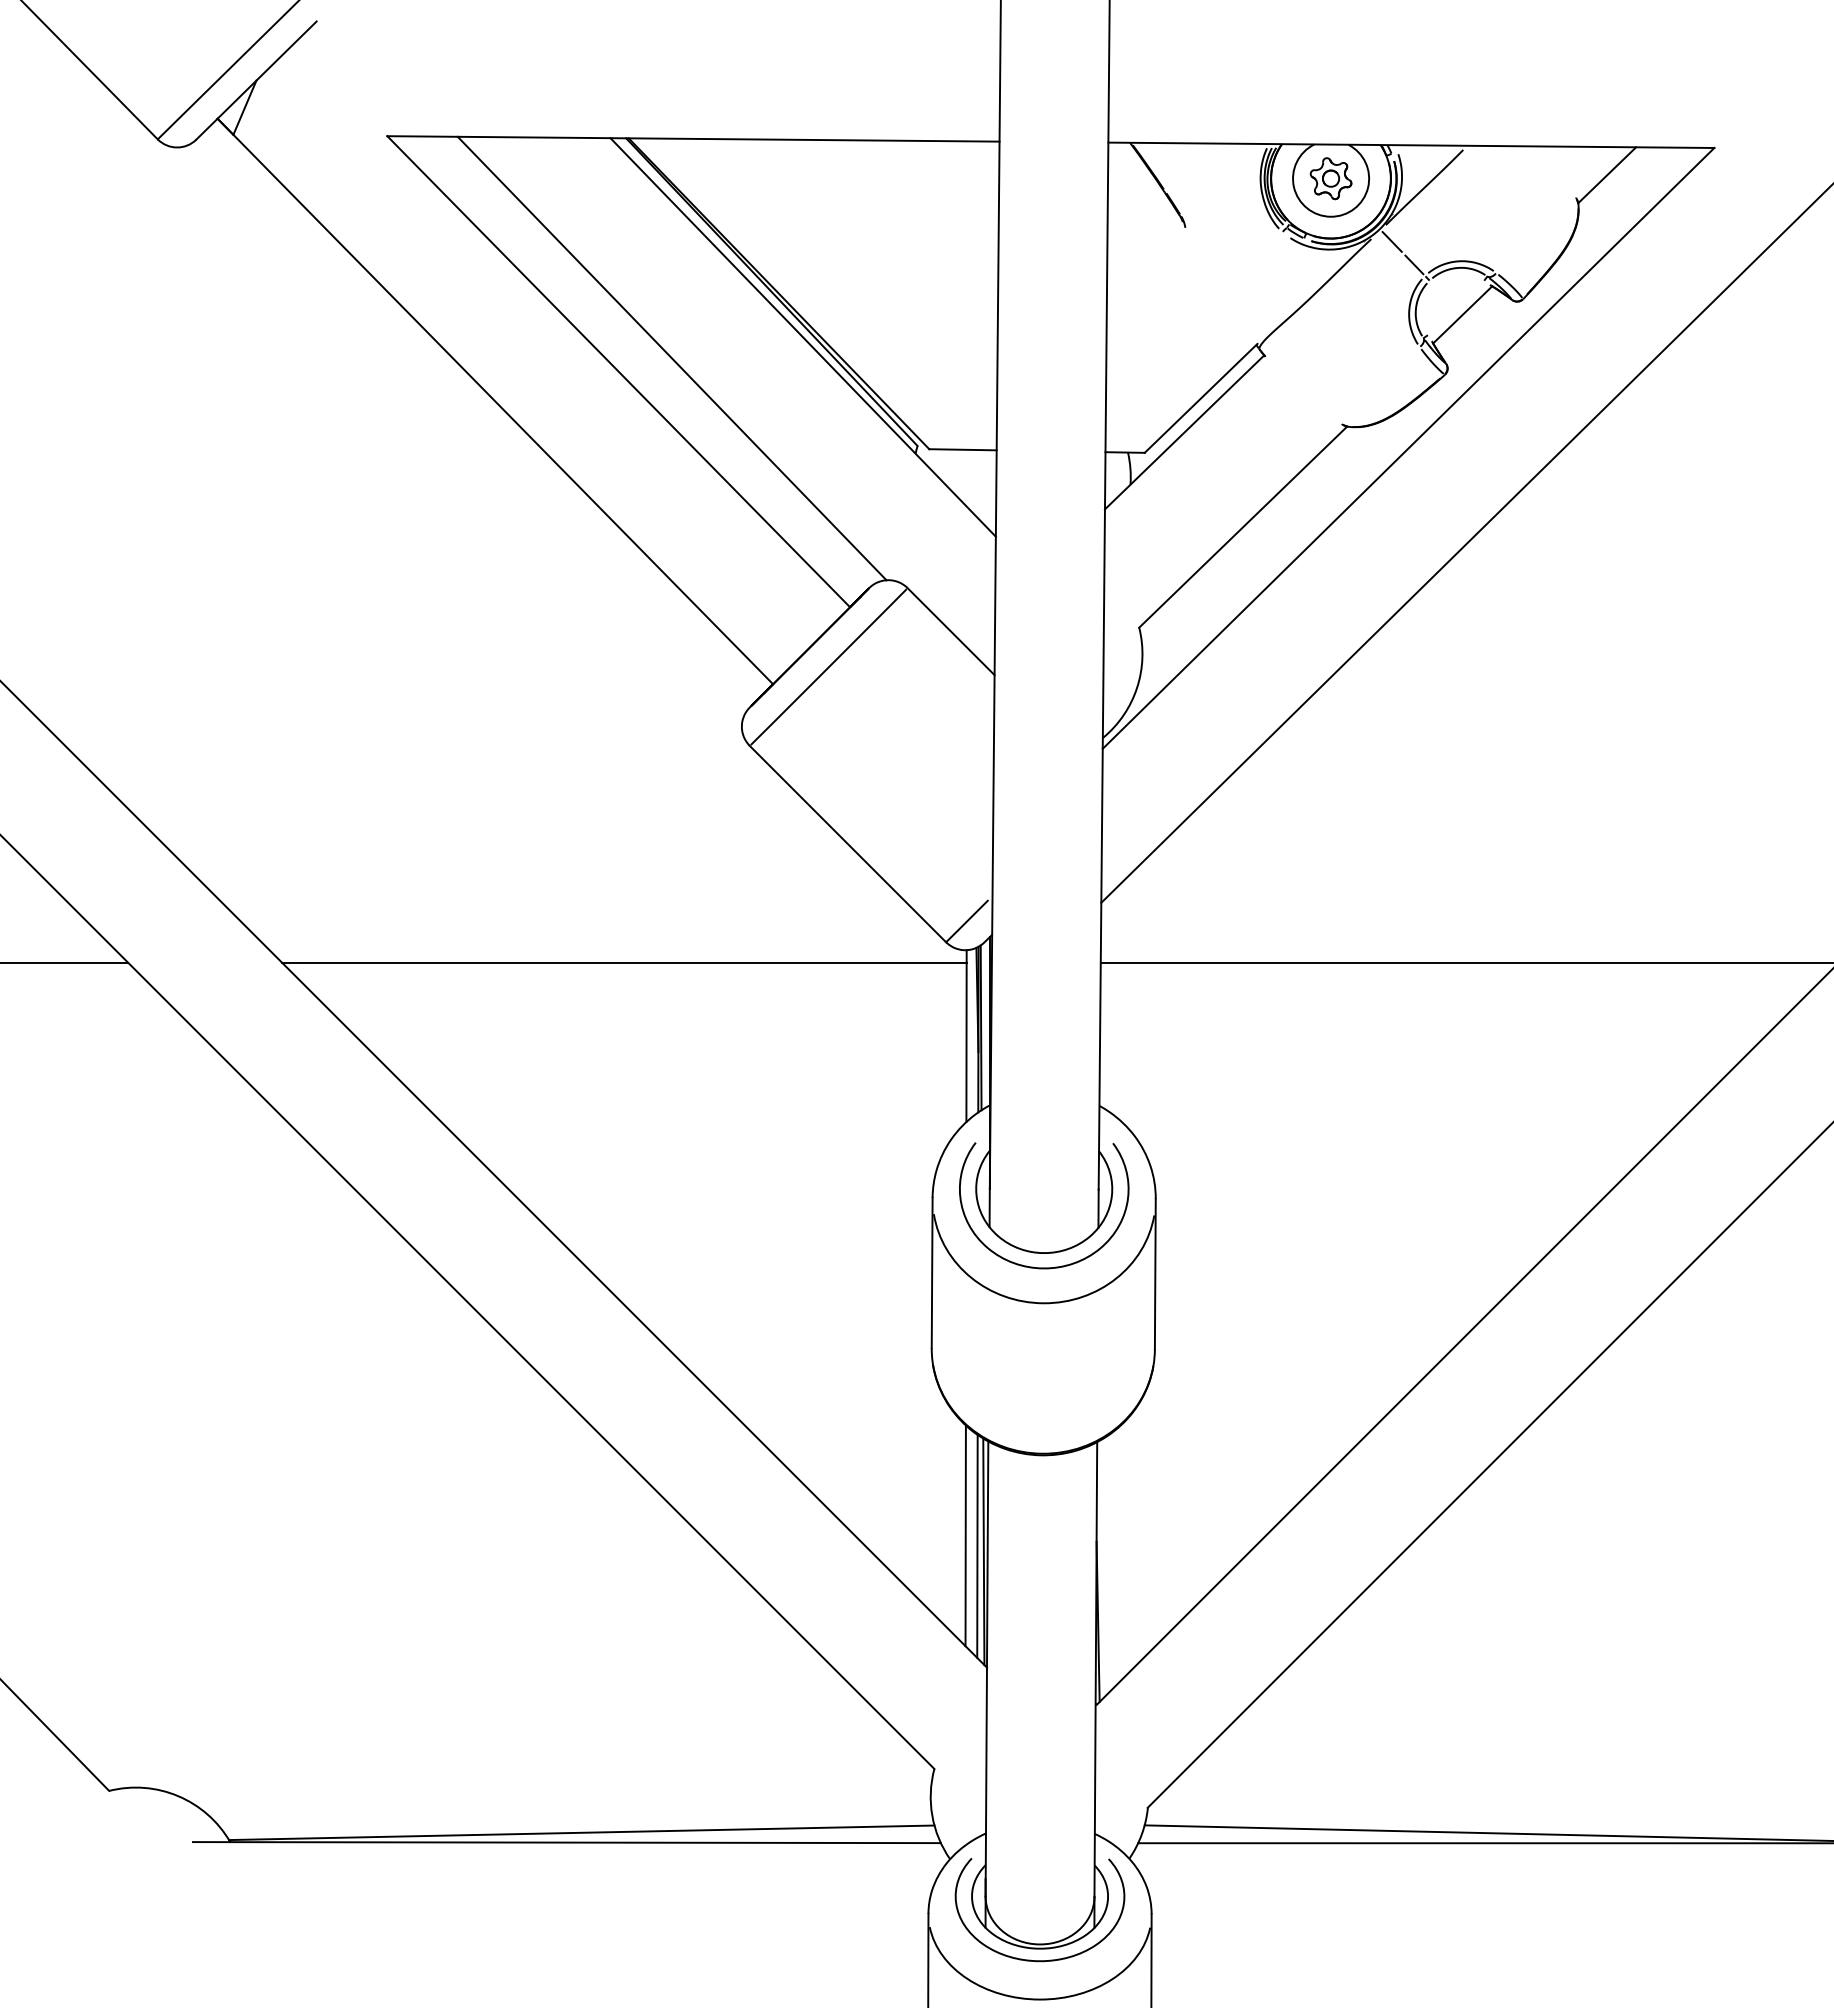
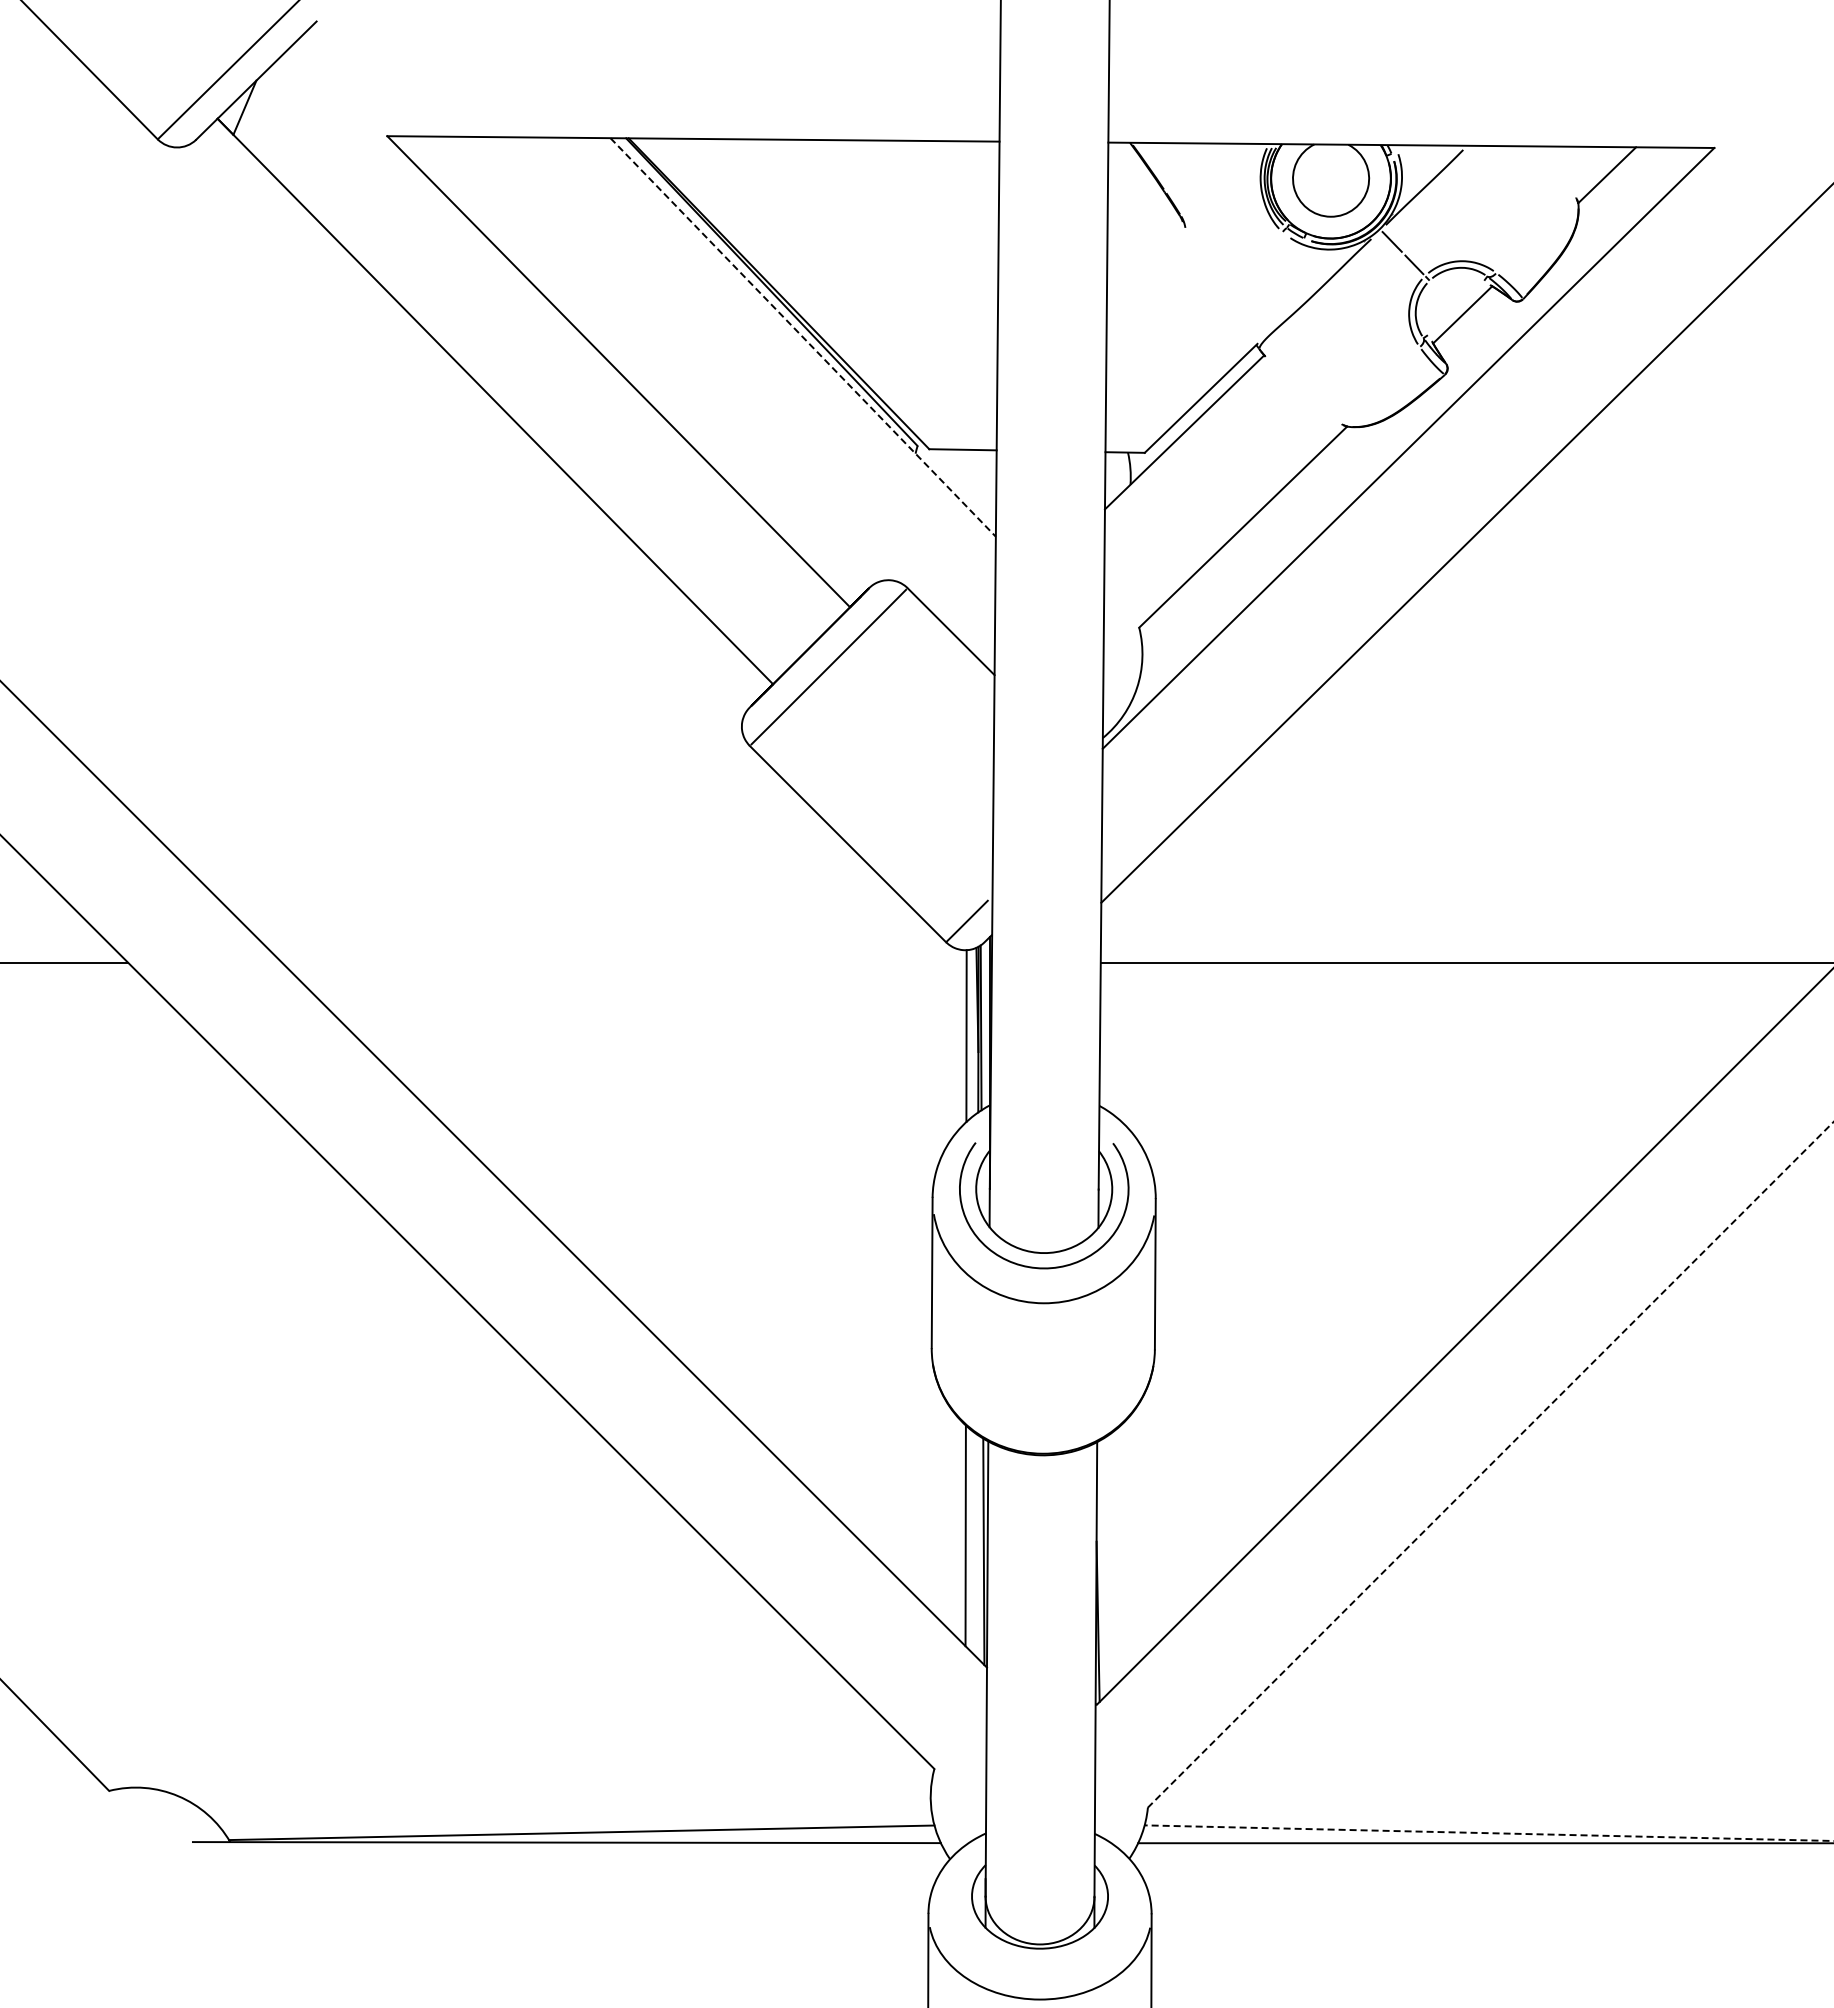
part: present -> none (1330, 178)
line: solid -> dashed (803, 337)
line: present -> none (671, 358)
line: present -> none (624, 963)
line: solid -> dashed (1490, 1464)
line: present -> none (977, 1545)
line: solid -> dashed (1488, 1833)
curve: present -> none (1030, 1959)
